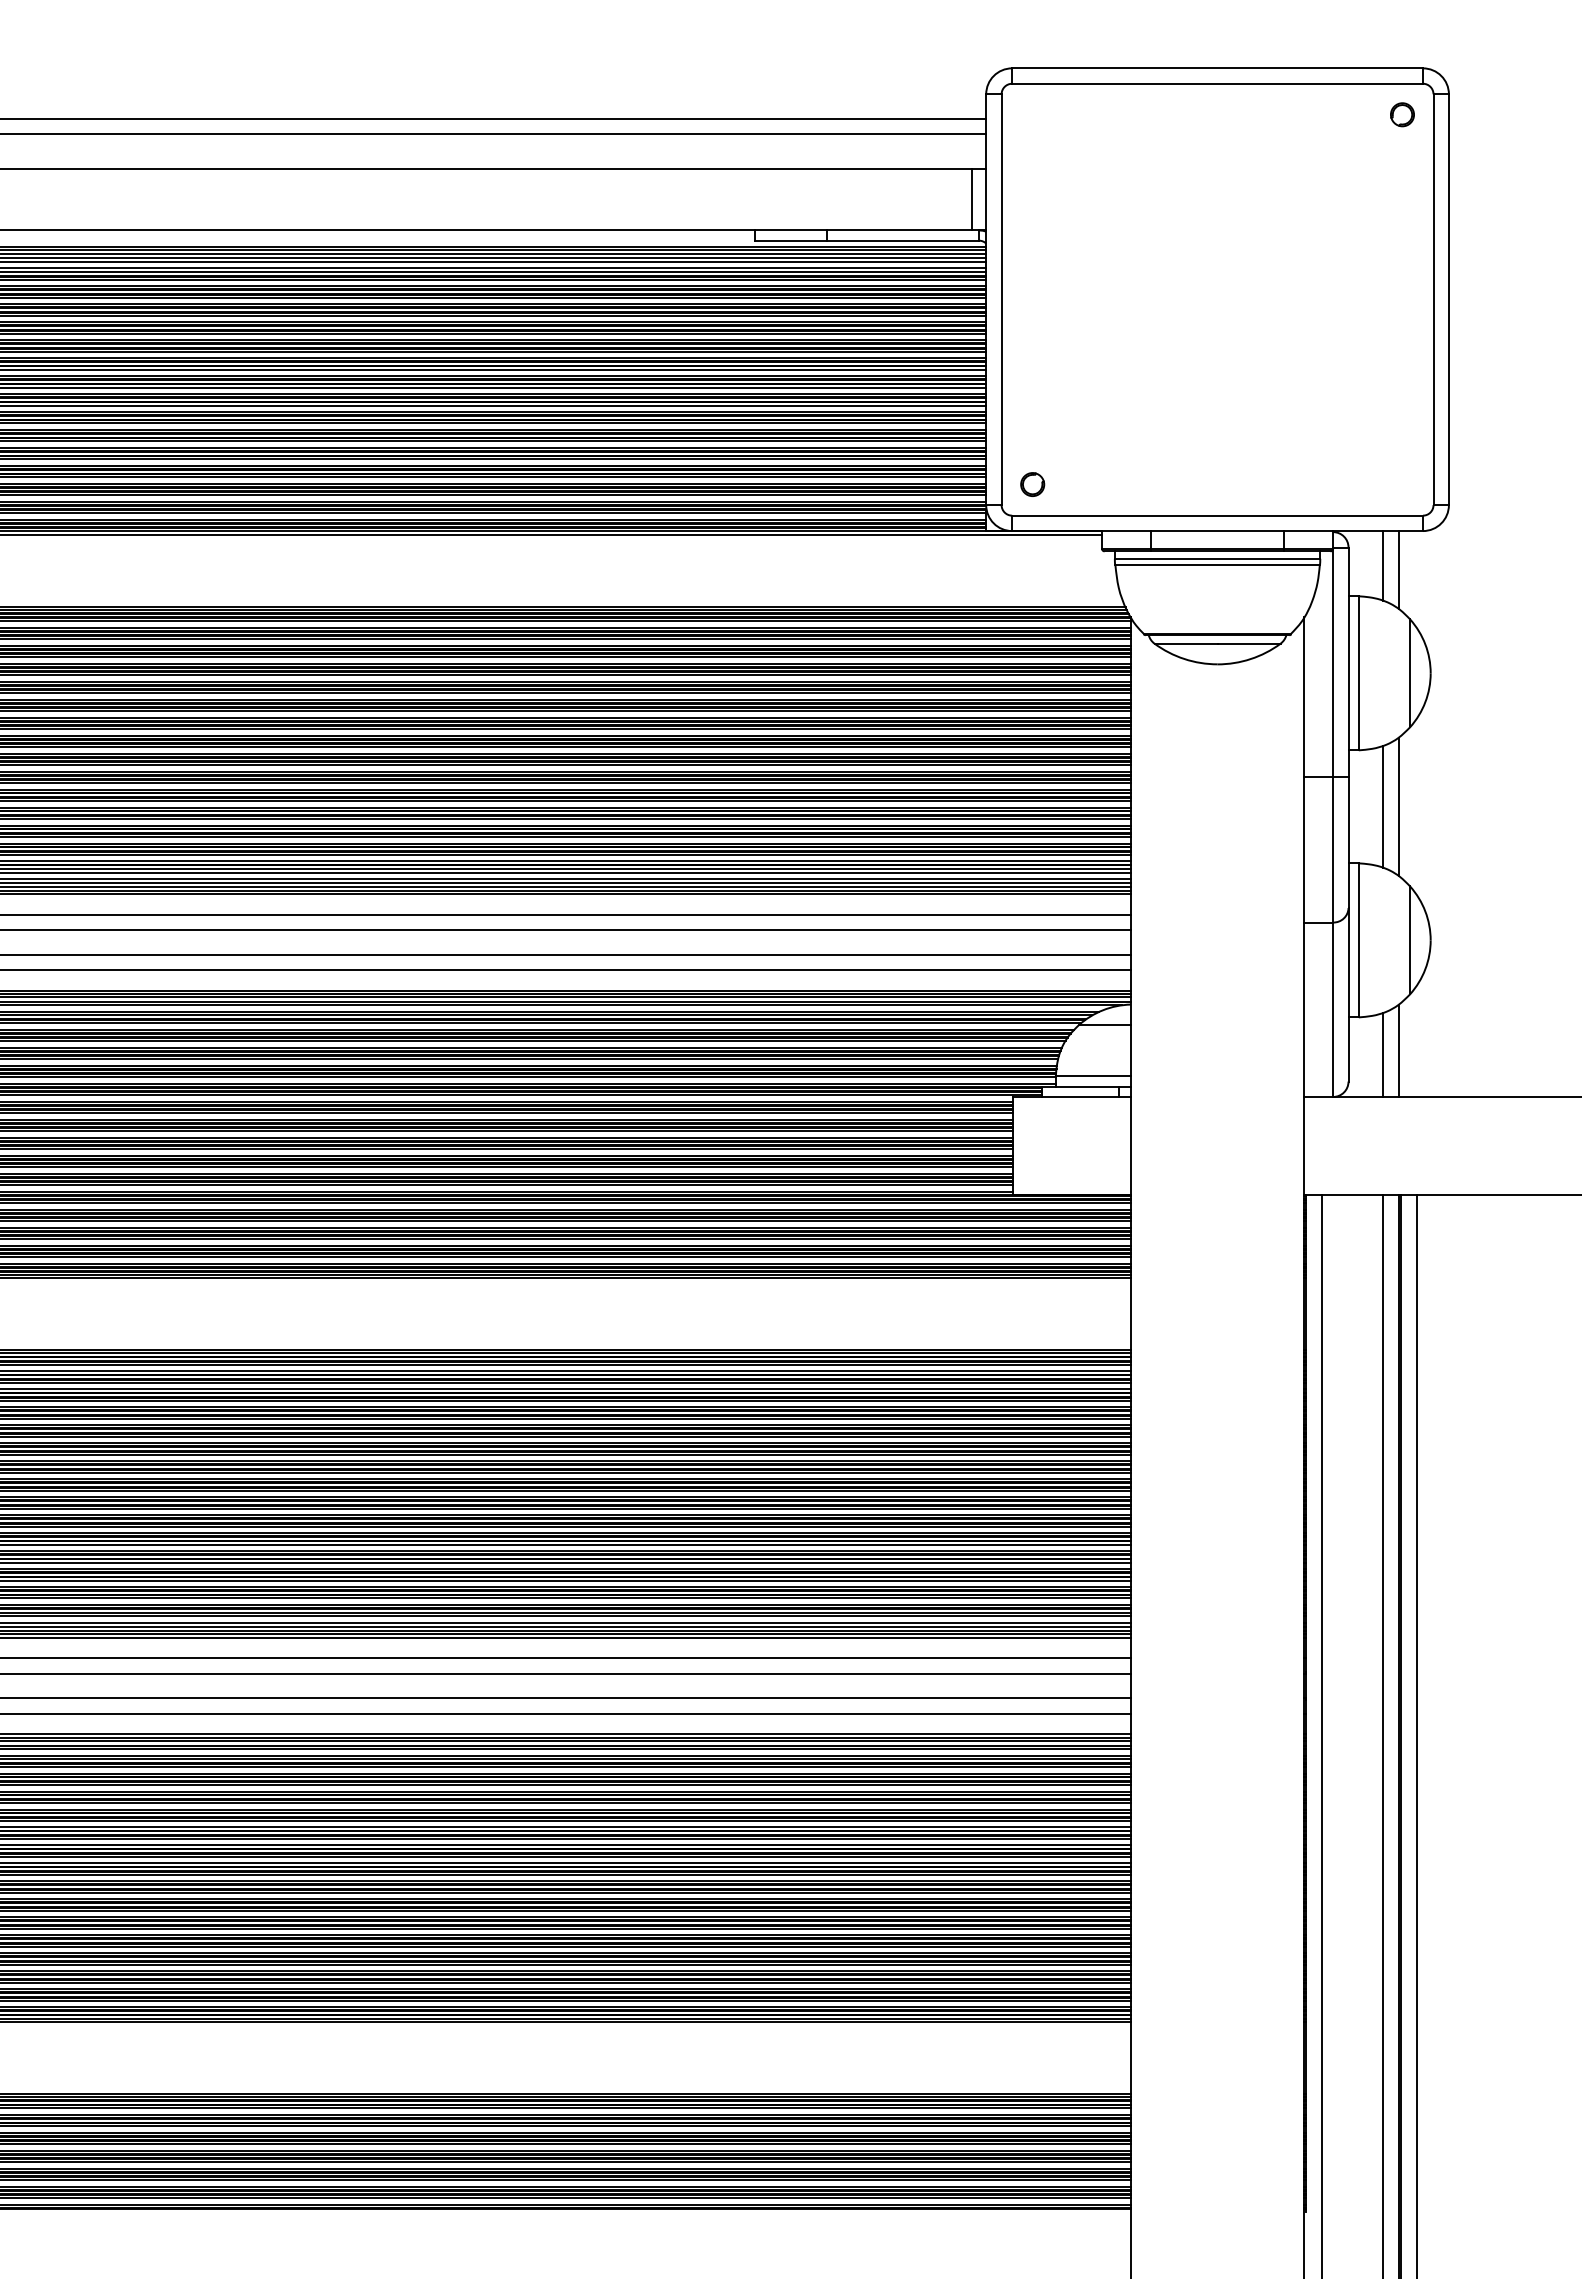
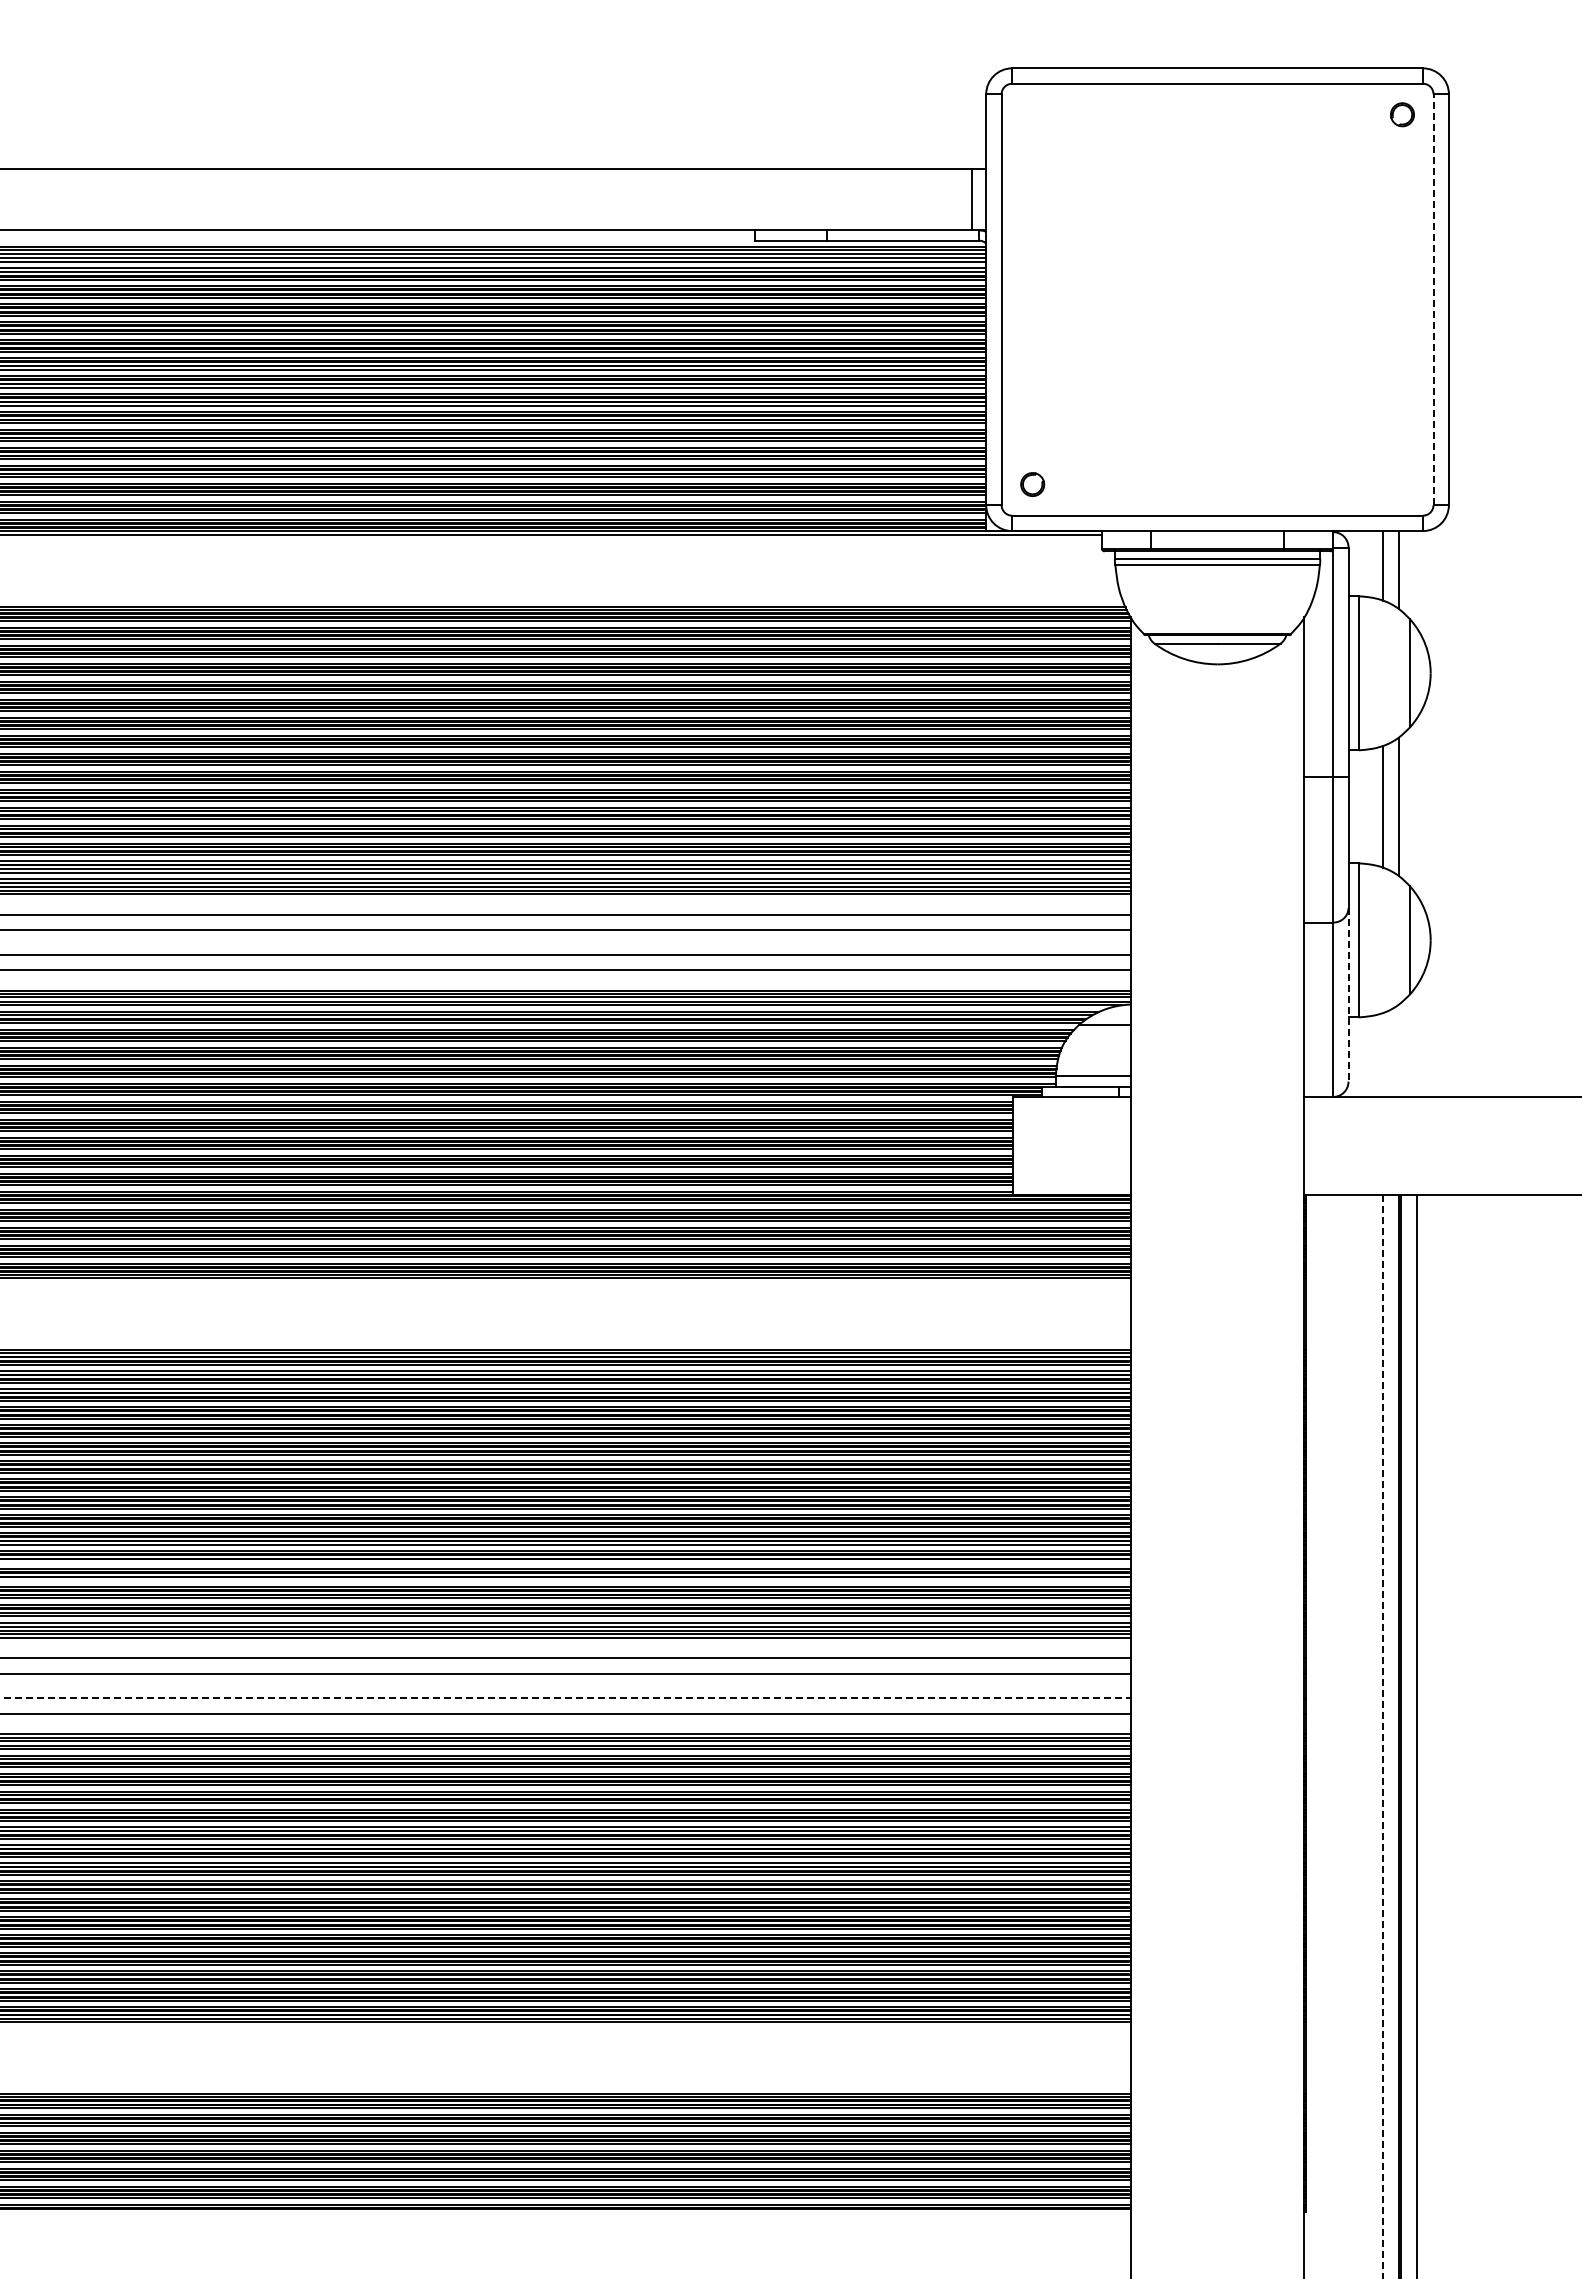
line: present -> none (494, 118)
line: present -> none (494, 134)
line: solid -> dashed (1433, 299)
line: solid -> dashed (1348, 994)
line: present -> none (1398, 1050)
line: present -> none (1383, 1054)
line: present -> none (566, 1562)
line: present -> none (566, 1580)
line: solid -> dashed (565, 1698)
line: present -> none (1321, 1734)
line: solid -> dashed (1383, 1736)
